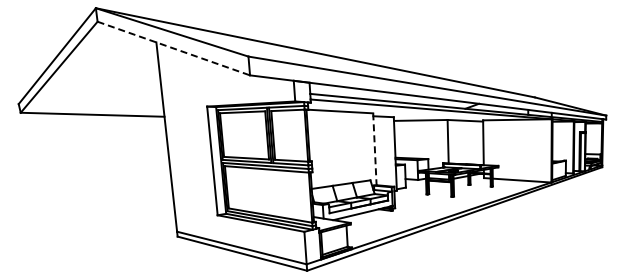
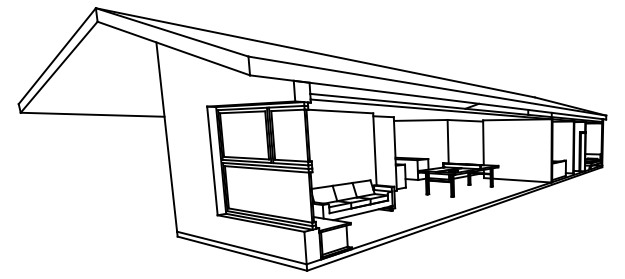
line: dashed -> solid (173, 48)
line: dashed -> solid (374, 149)
